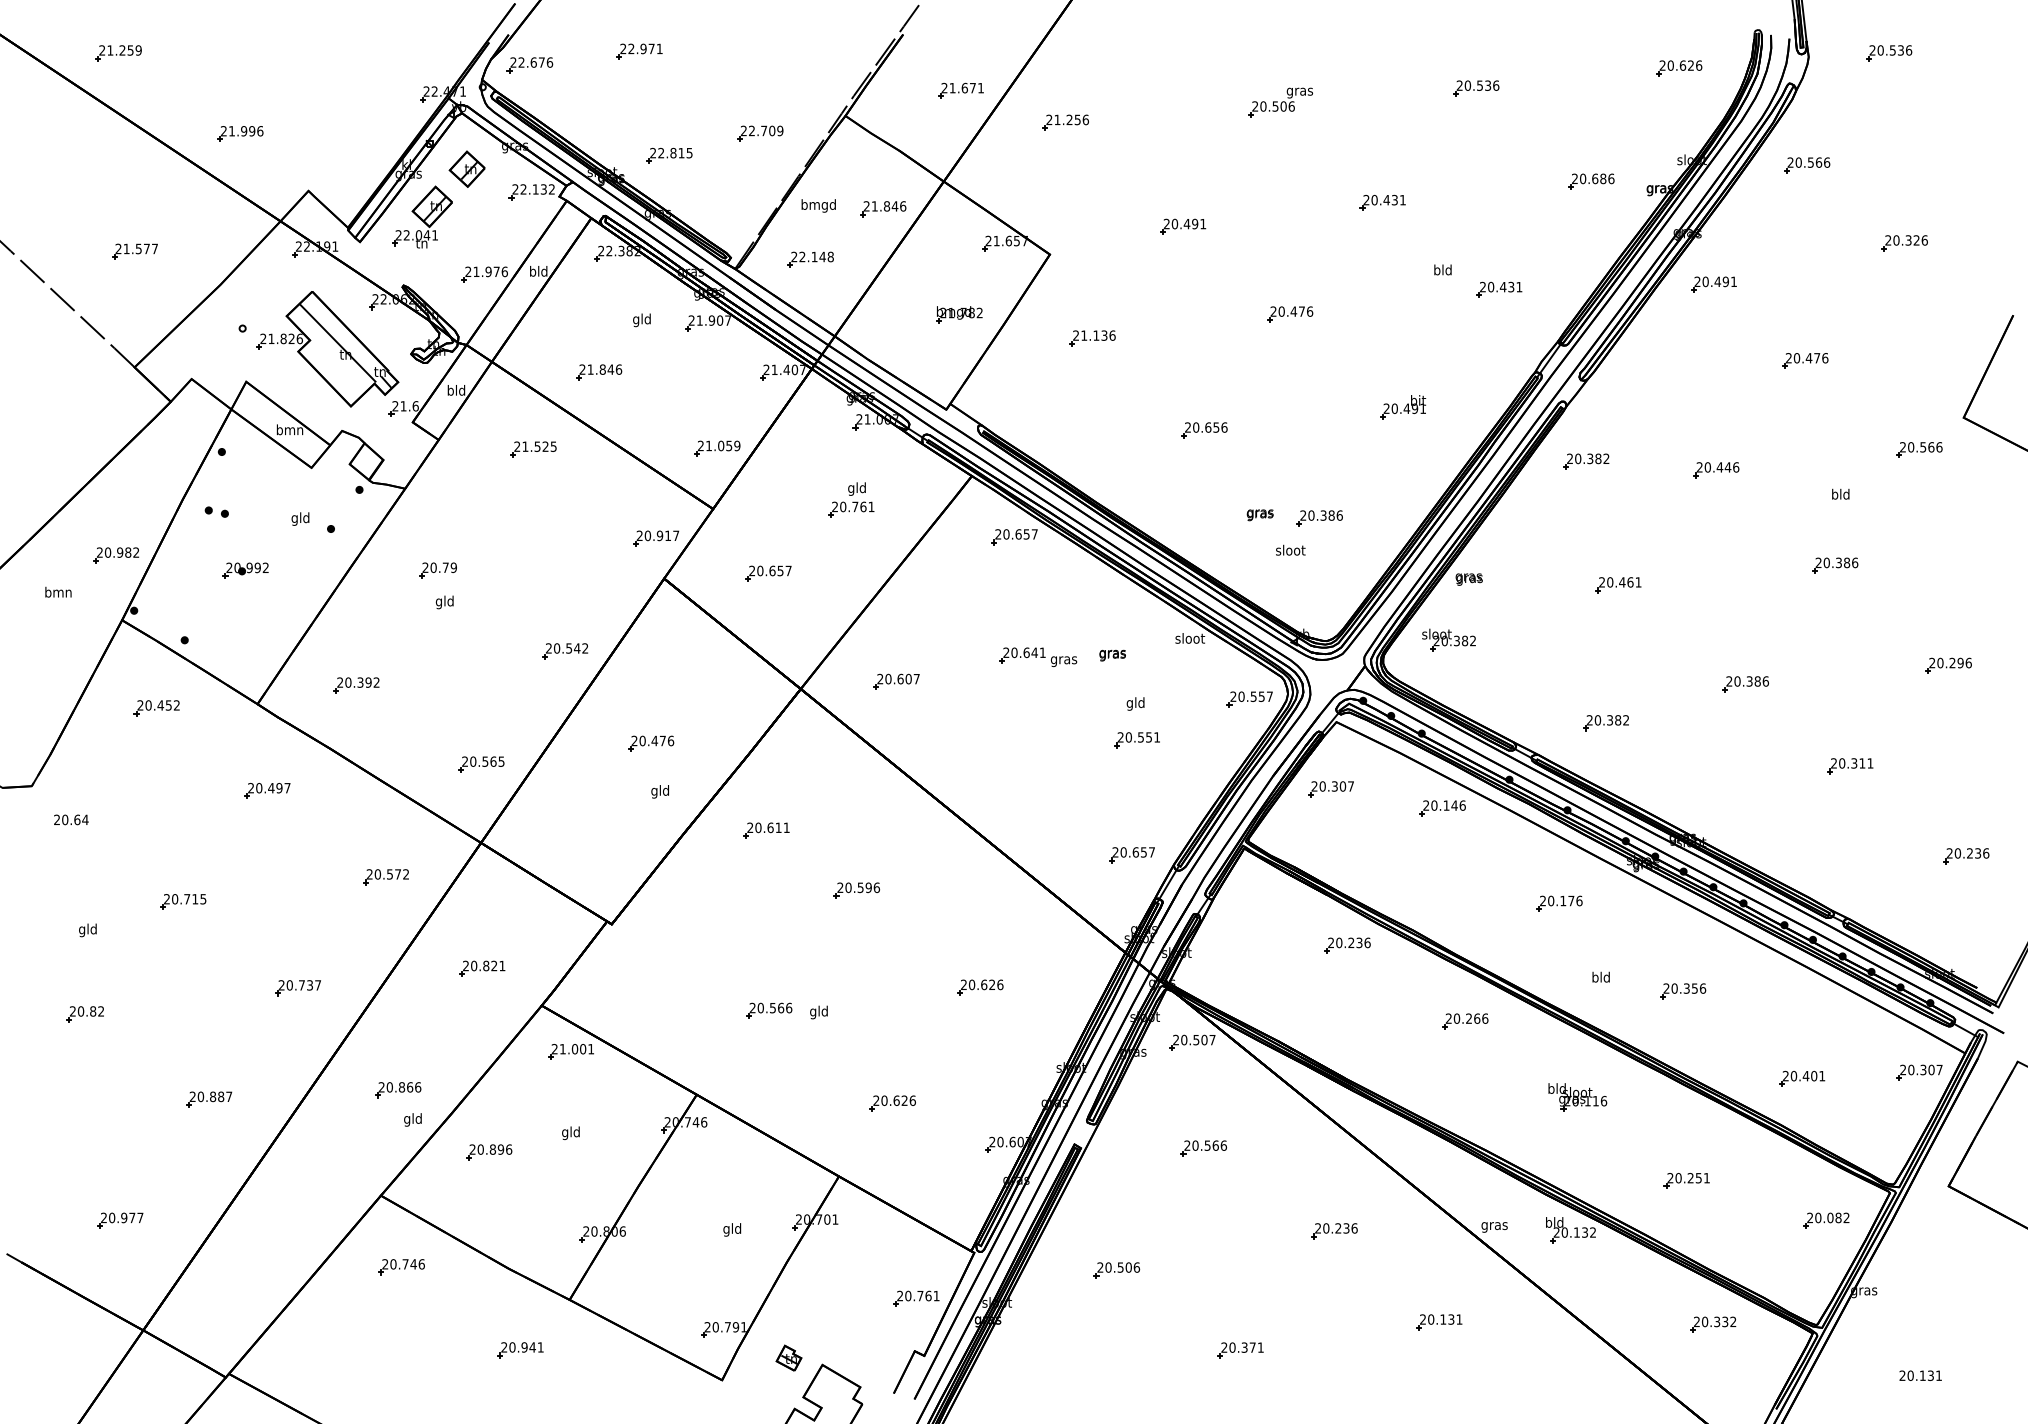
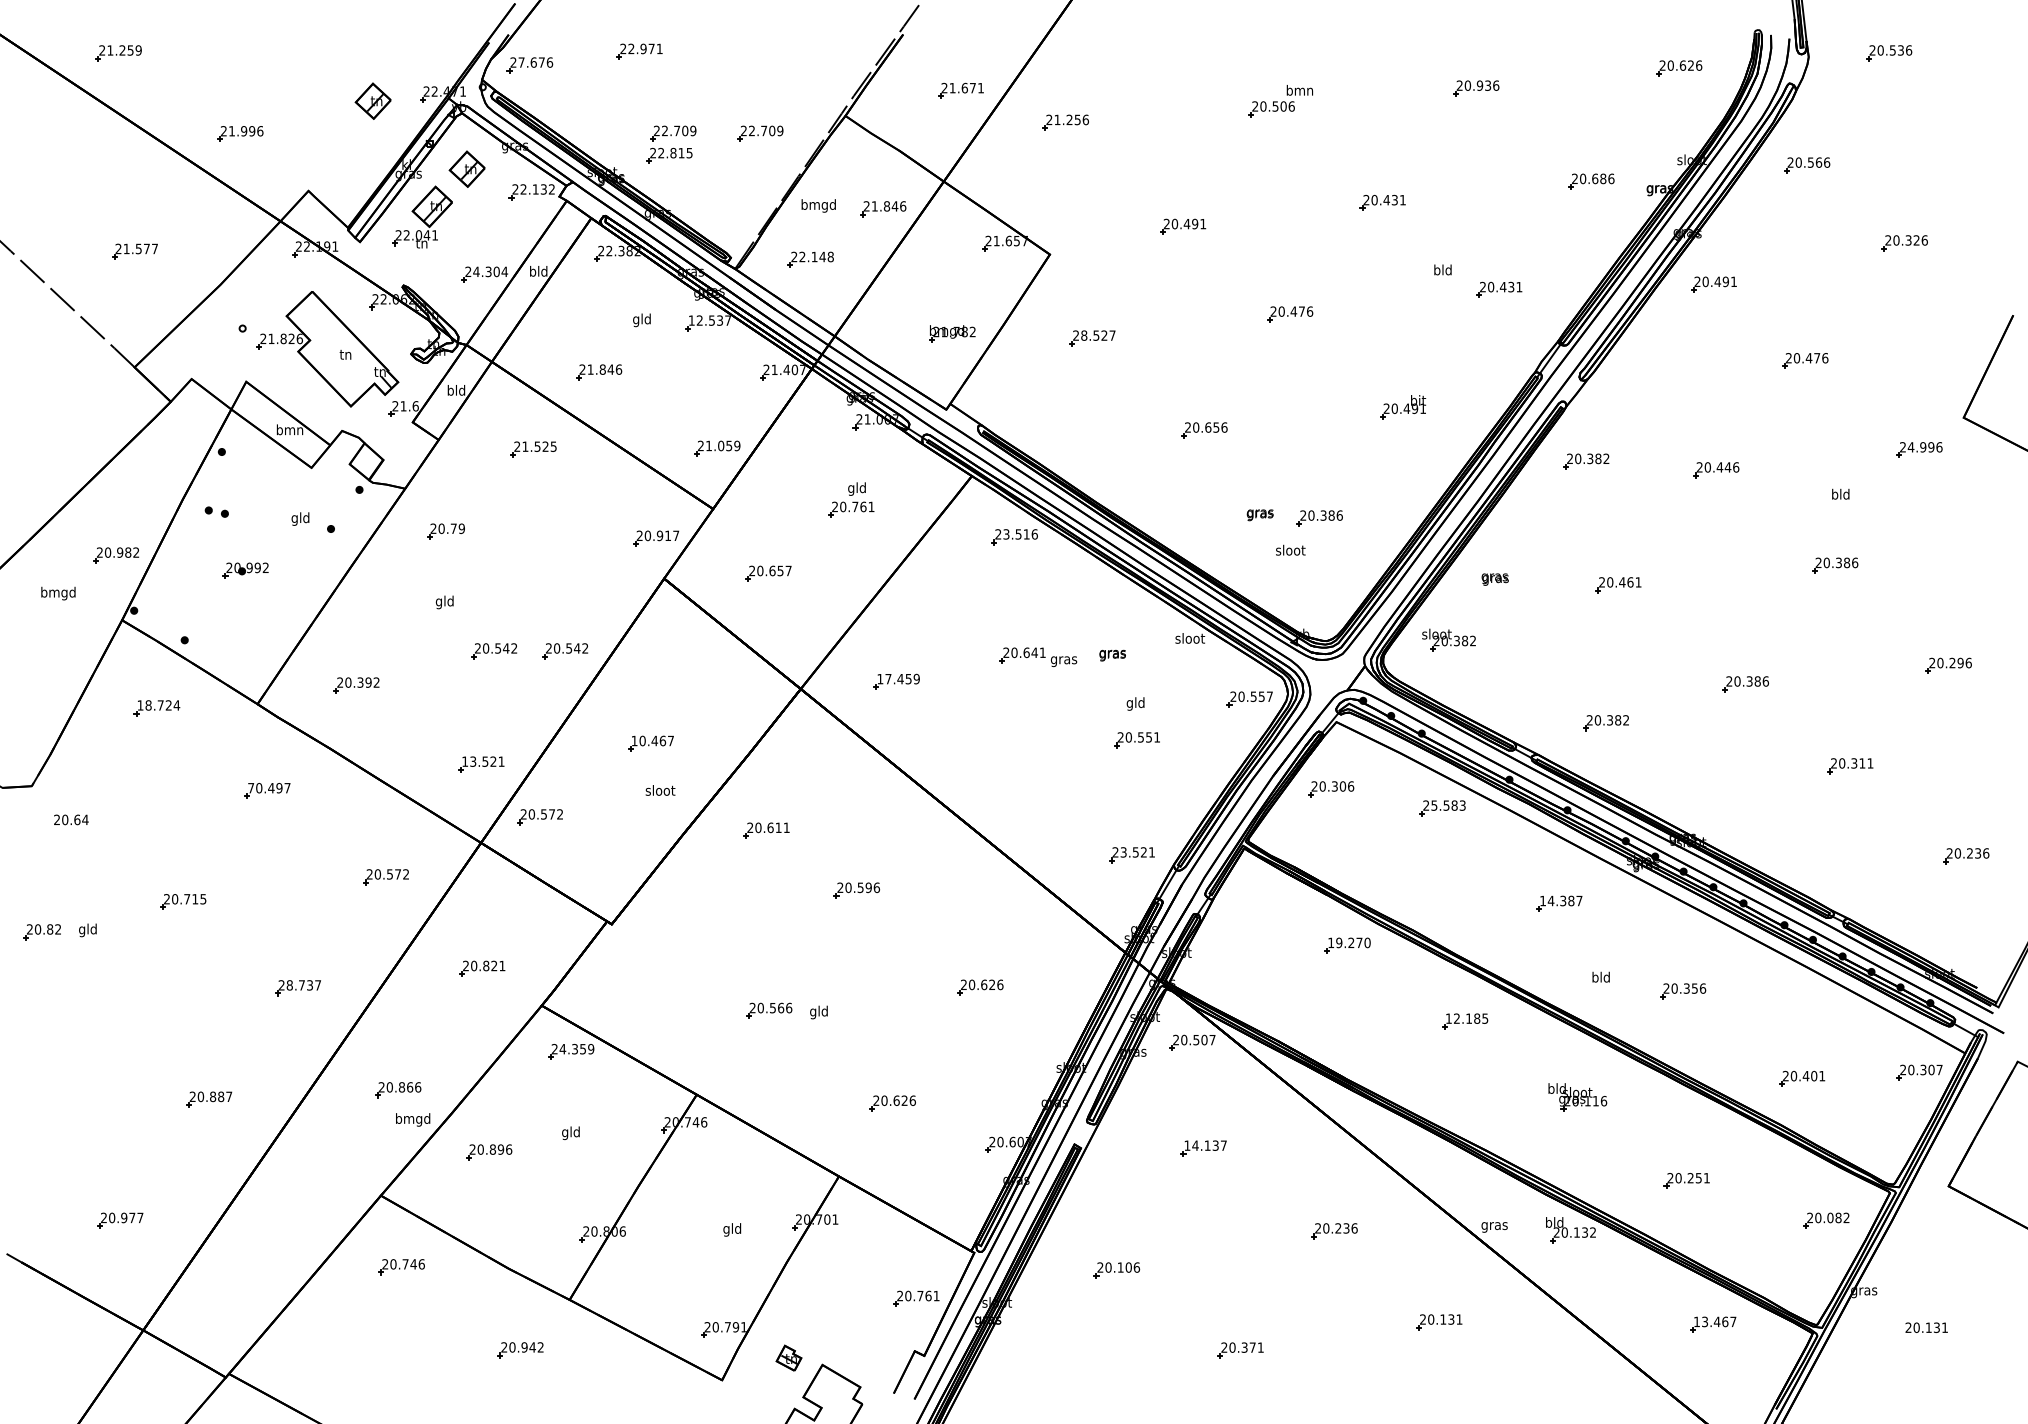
text: 22.676 -> 27.676 (521, 62)
text: 20.536 -> 20.936 (1479, 85)
text: gras -> bmn (1299, 91)
part: none -> present (372, 100)
part: none -> present (673, 133)
text: 21.976 -> 24.304 (490, 271)
part position: (959, 314) -> (952, 333) (952, 333)
text: 21.907 -> 12.537 (705, 320)
text: 21.136 -> 28.527 (1098, 335)
line: present -> none (337, 343)
text: 20.566 -> 24.996 (1920, 447)
text: 20.657 -> 23.516 (1020, 534)
part position: (437, 570) -> (445, 531) (445, 531)
text position: (1468, 579) -> (1494, 579) (1494, 579)
text: bmn -> bmgd (58, 593)
part: none -> present (493, 651)
text: 20.607 -> 17.459 (898, 678)
text: 20.452 -> 18.724 (158, 705)
text: 20.476 -> 10.467 (652, 740)
text: 20.565 -> 13.521 (483, 761)
text: 20.307 -> 20.306 (1351, 786)
text: 20.497 -> 70.497 (251, 787)
text: gld -> sloot (660, 791)
text: 20.146 -> 25.583 (1448, 805)
part: none -> present (539, 817)
text: 20.657 -> 23.521 (1137, 852)
text: 20.176 -> 14.387 (1561, 900)
text: 20.236 -> 19.270 (1349, 942)
text: 20.737 -> 28.737 (289, 985)
part position: (84, 1014) -> (41, 932) (41, 932)
text: 20.266 -> 12.185 (1466, 1018)
text: 21.001 -> 24.359 (576, 1049)
text: gld -> bmgd (413, 1119)
text: 20.566 -> 14.137 (1205, 1145)
text: 20.506 -> 20.106 (1120, 1267)
text: 20.332 -> 13.467 (1714, 1321)
text: 20.941 -> 20.942 (540, 1347)
text position: (1920, 1375) -> (1926, 1327) (1926, 1327)
